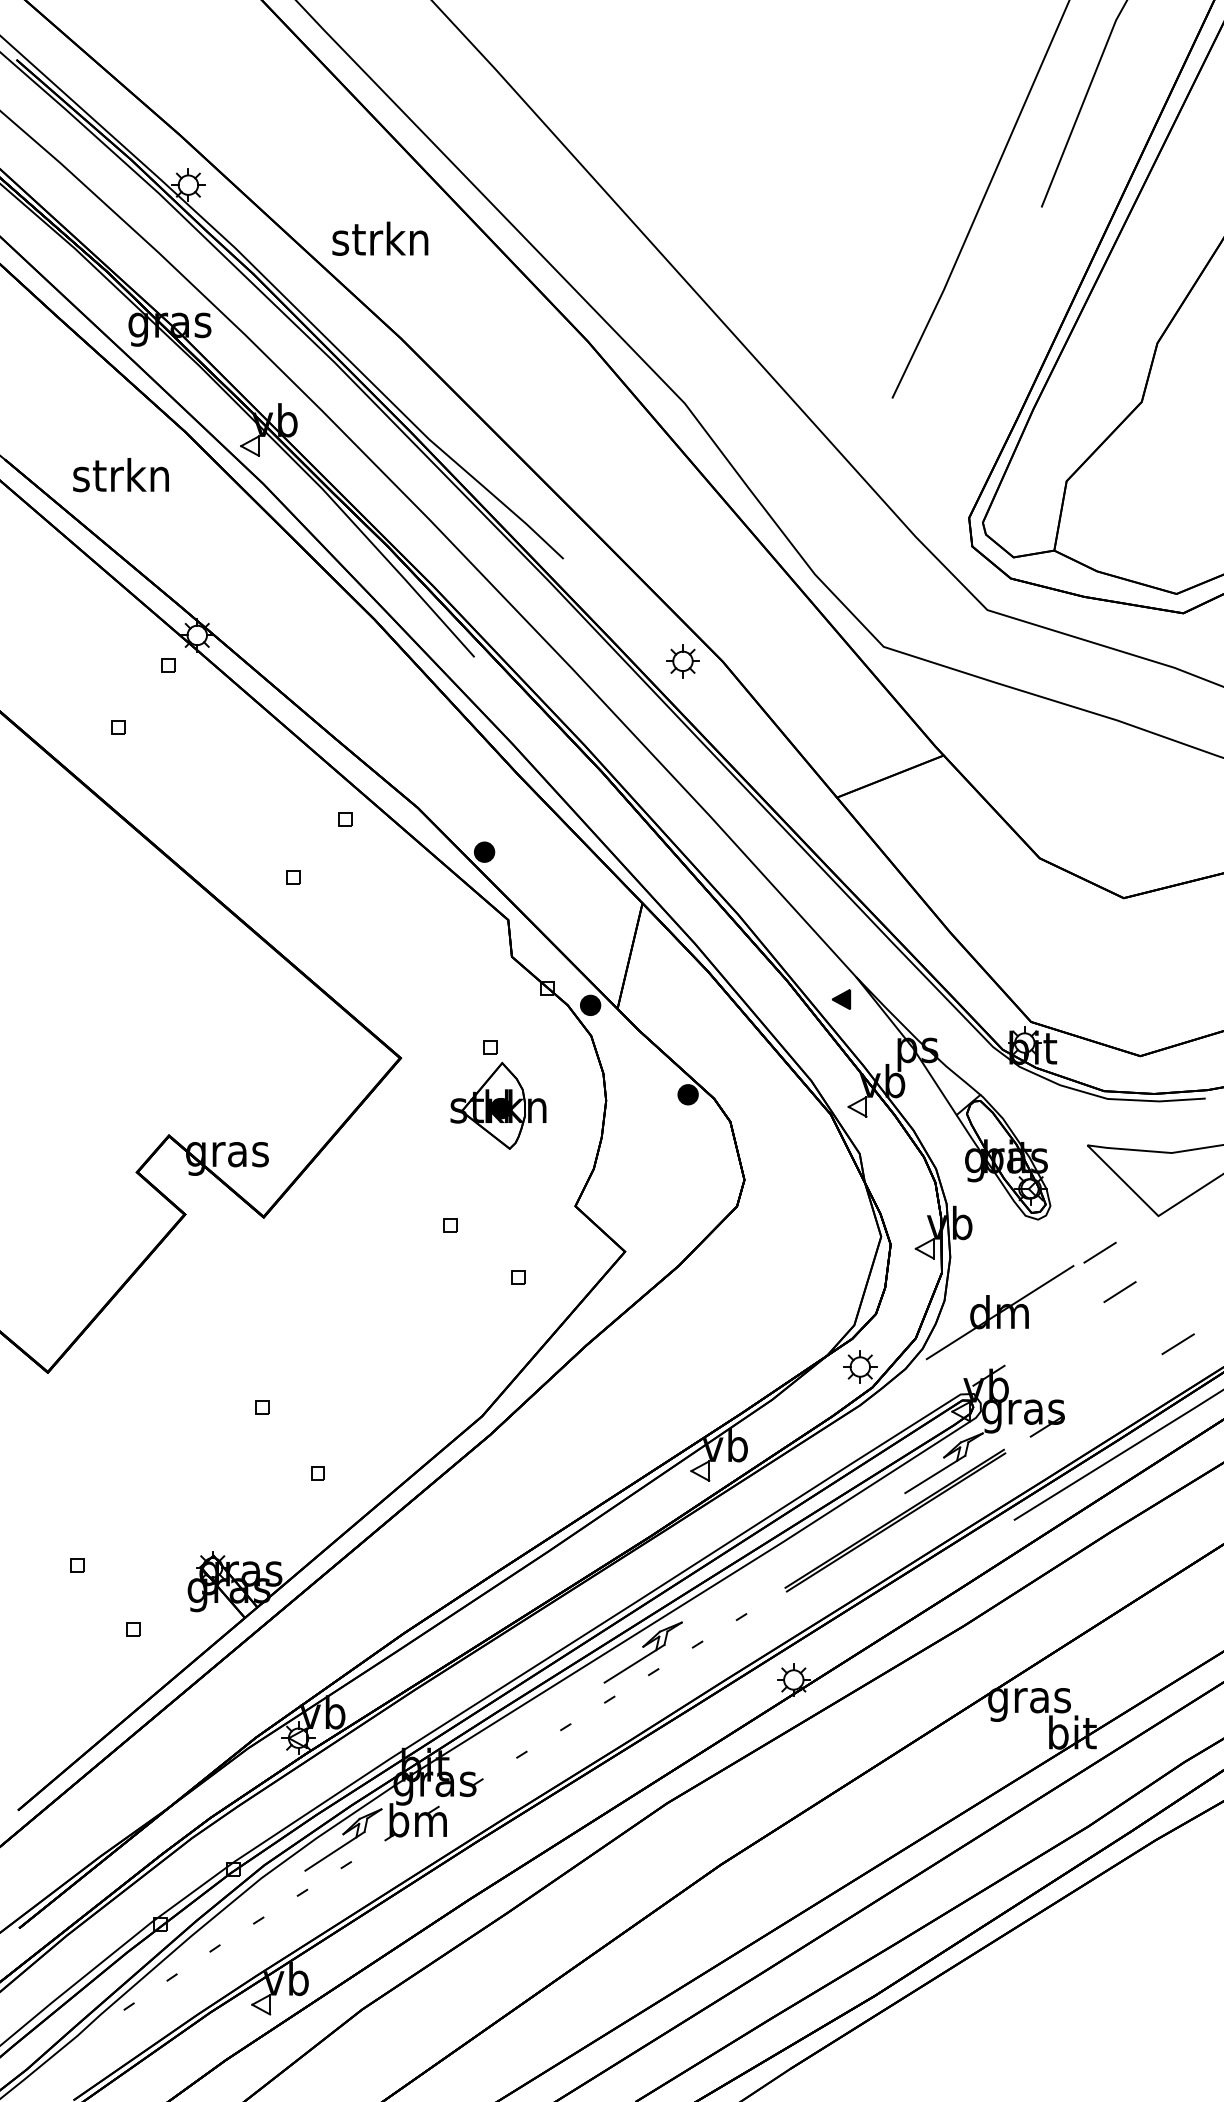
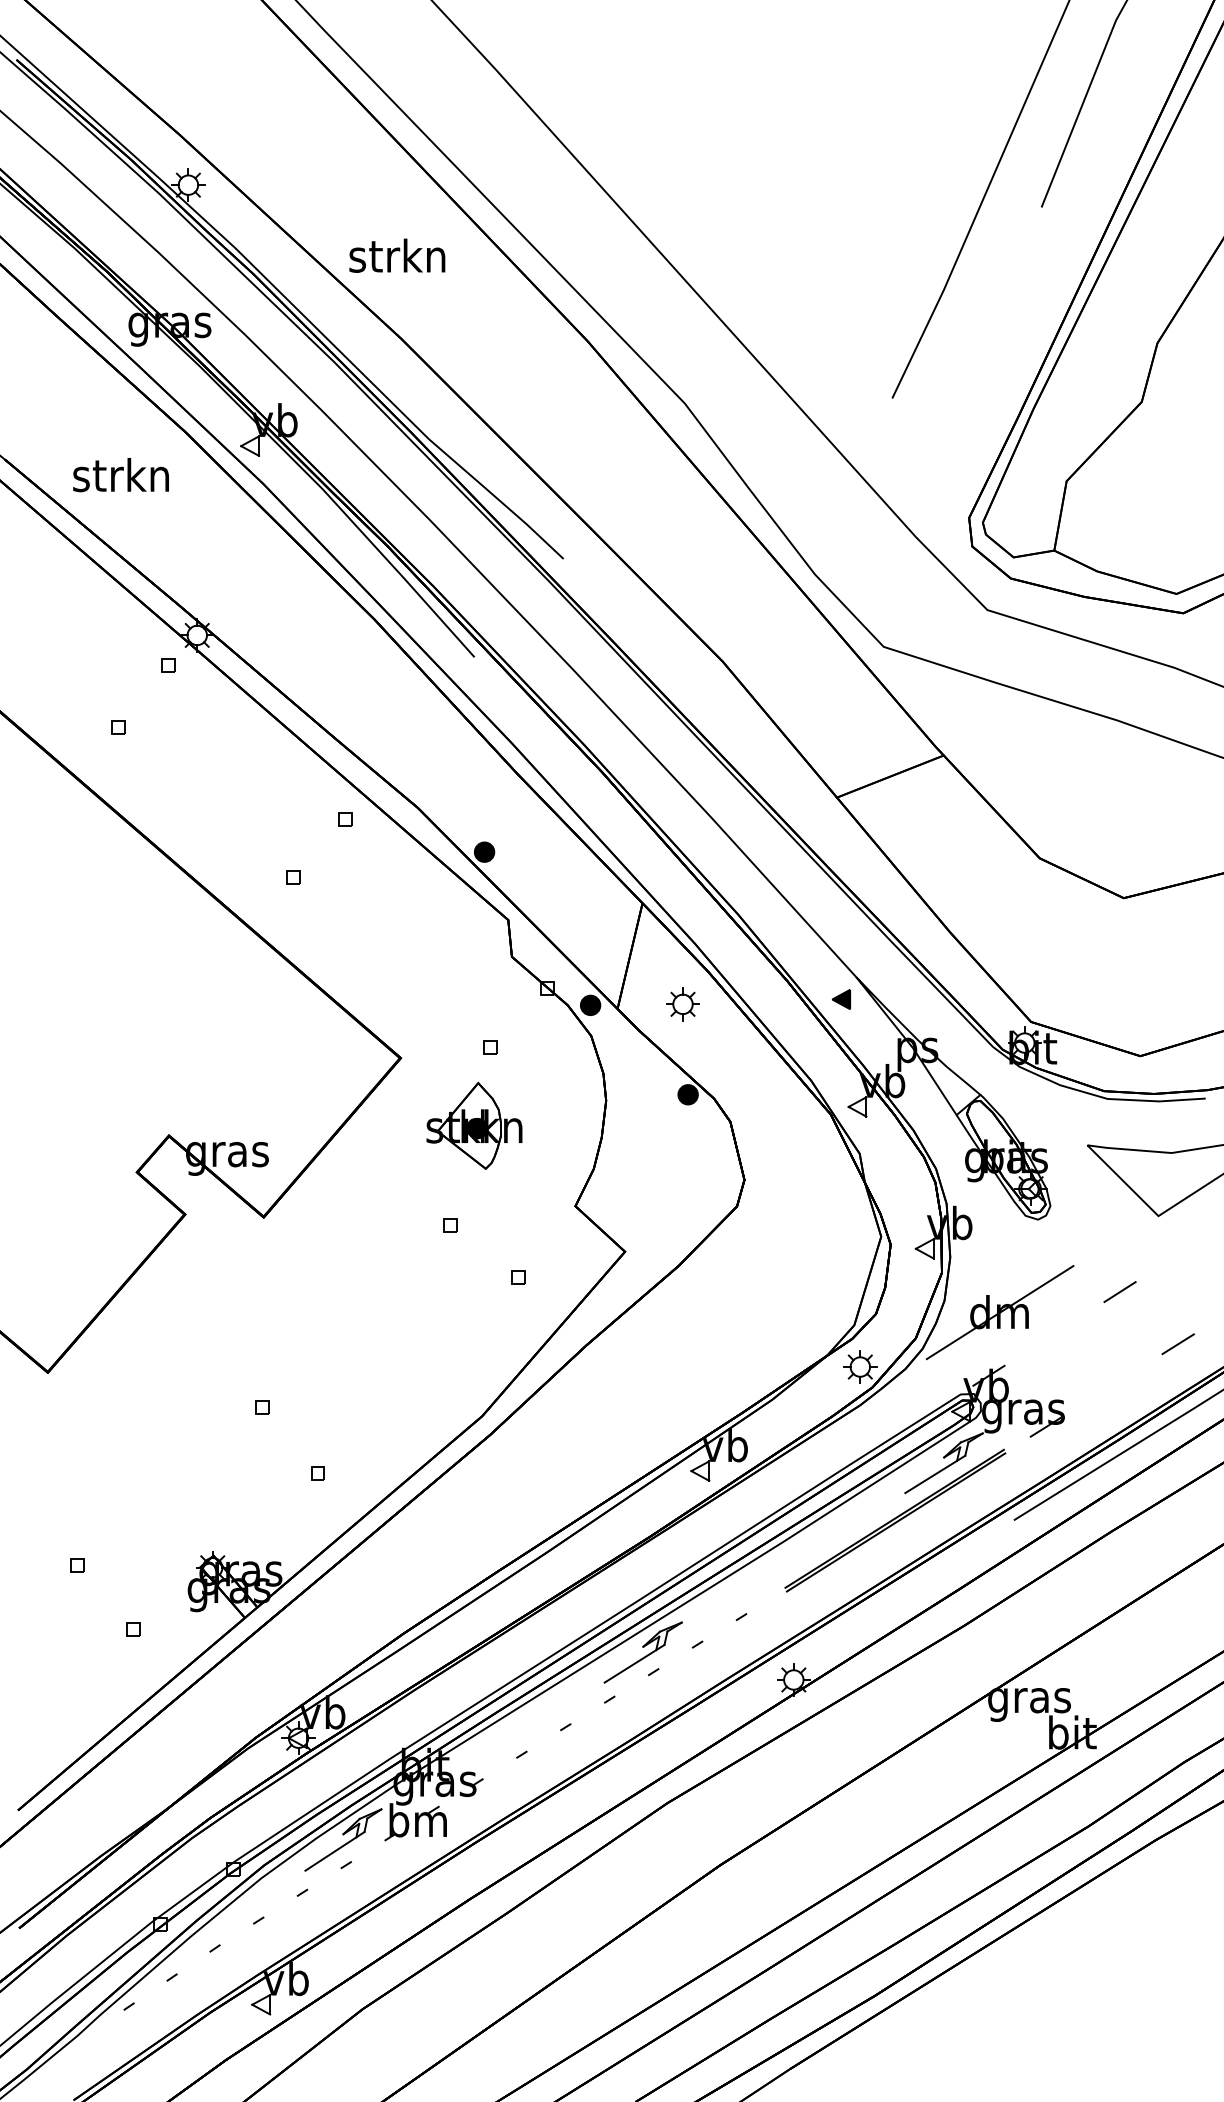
text position: (380, 238) -> (397, 255) (397, 255)
part position: (682, 661) -> (682, 1004) (682, 1004)
part position: (498, 1105) -> (474, 1125) (474, 1125)
line: present -> none (1099, 1252)
